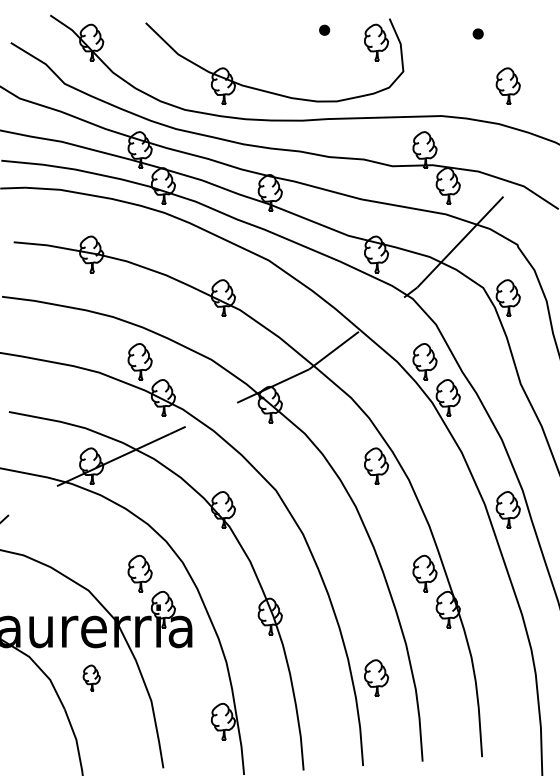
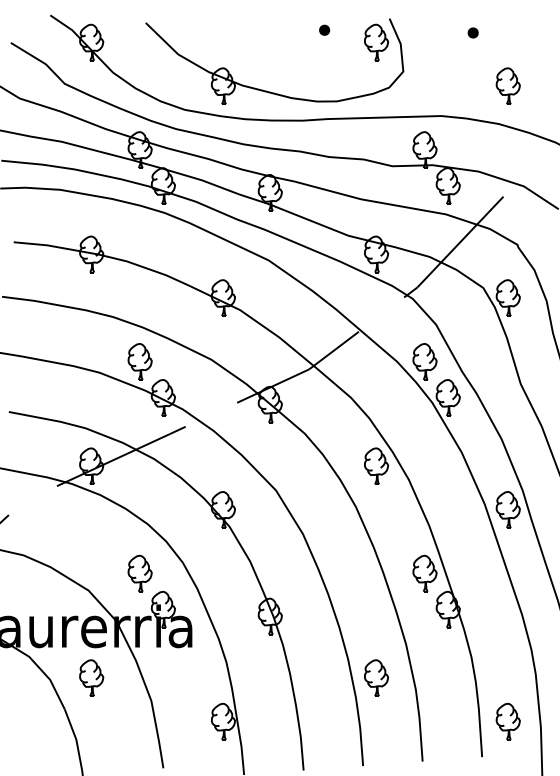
part position: (477, 33) -> (472, 32) (472, 32)
part size: 19x28 px -> 26x38 px (91, 677)
part: none -> present (507, 721)
